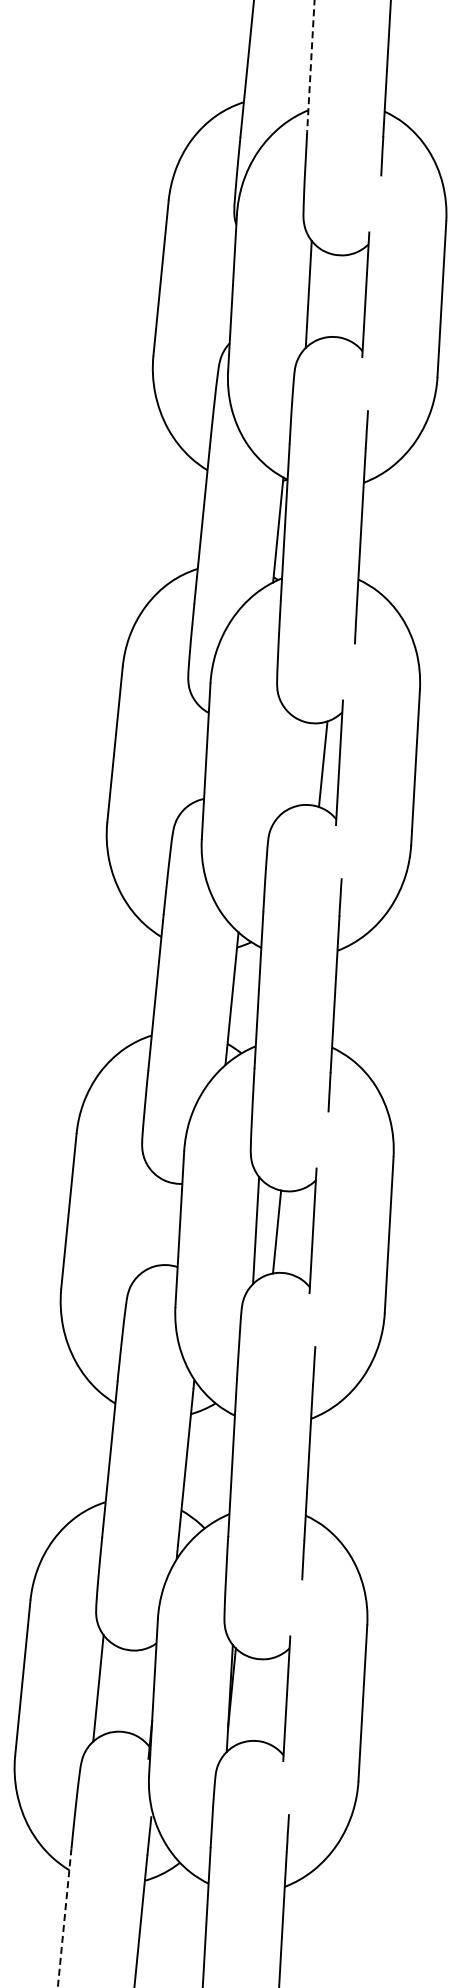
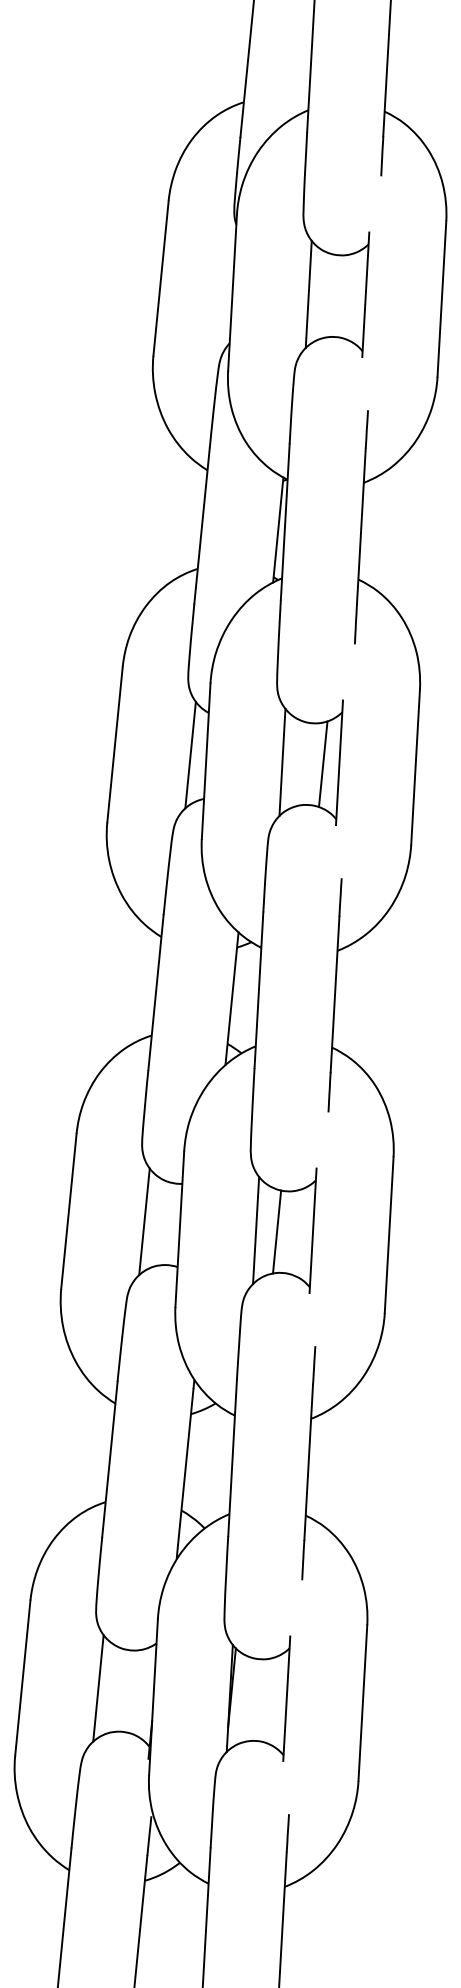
line: dashed -> solid (310, 66)
line: none -> present (190, 754)
line: none -> present (282, 762)
line: none -> present (144, 1221)
line: dashed -> solid (64, 1917)
